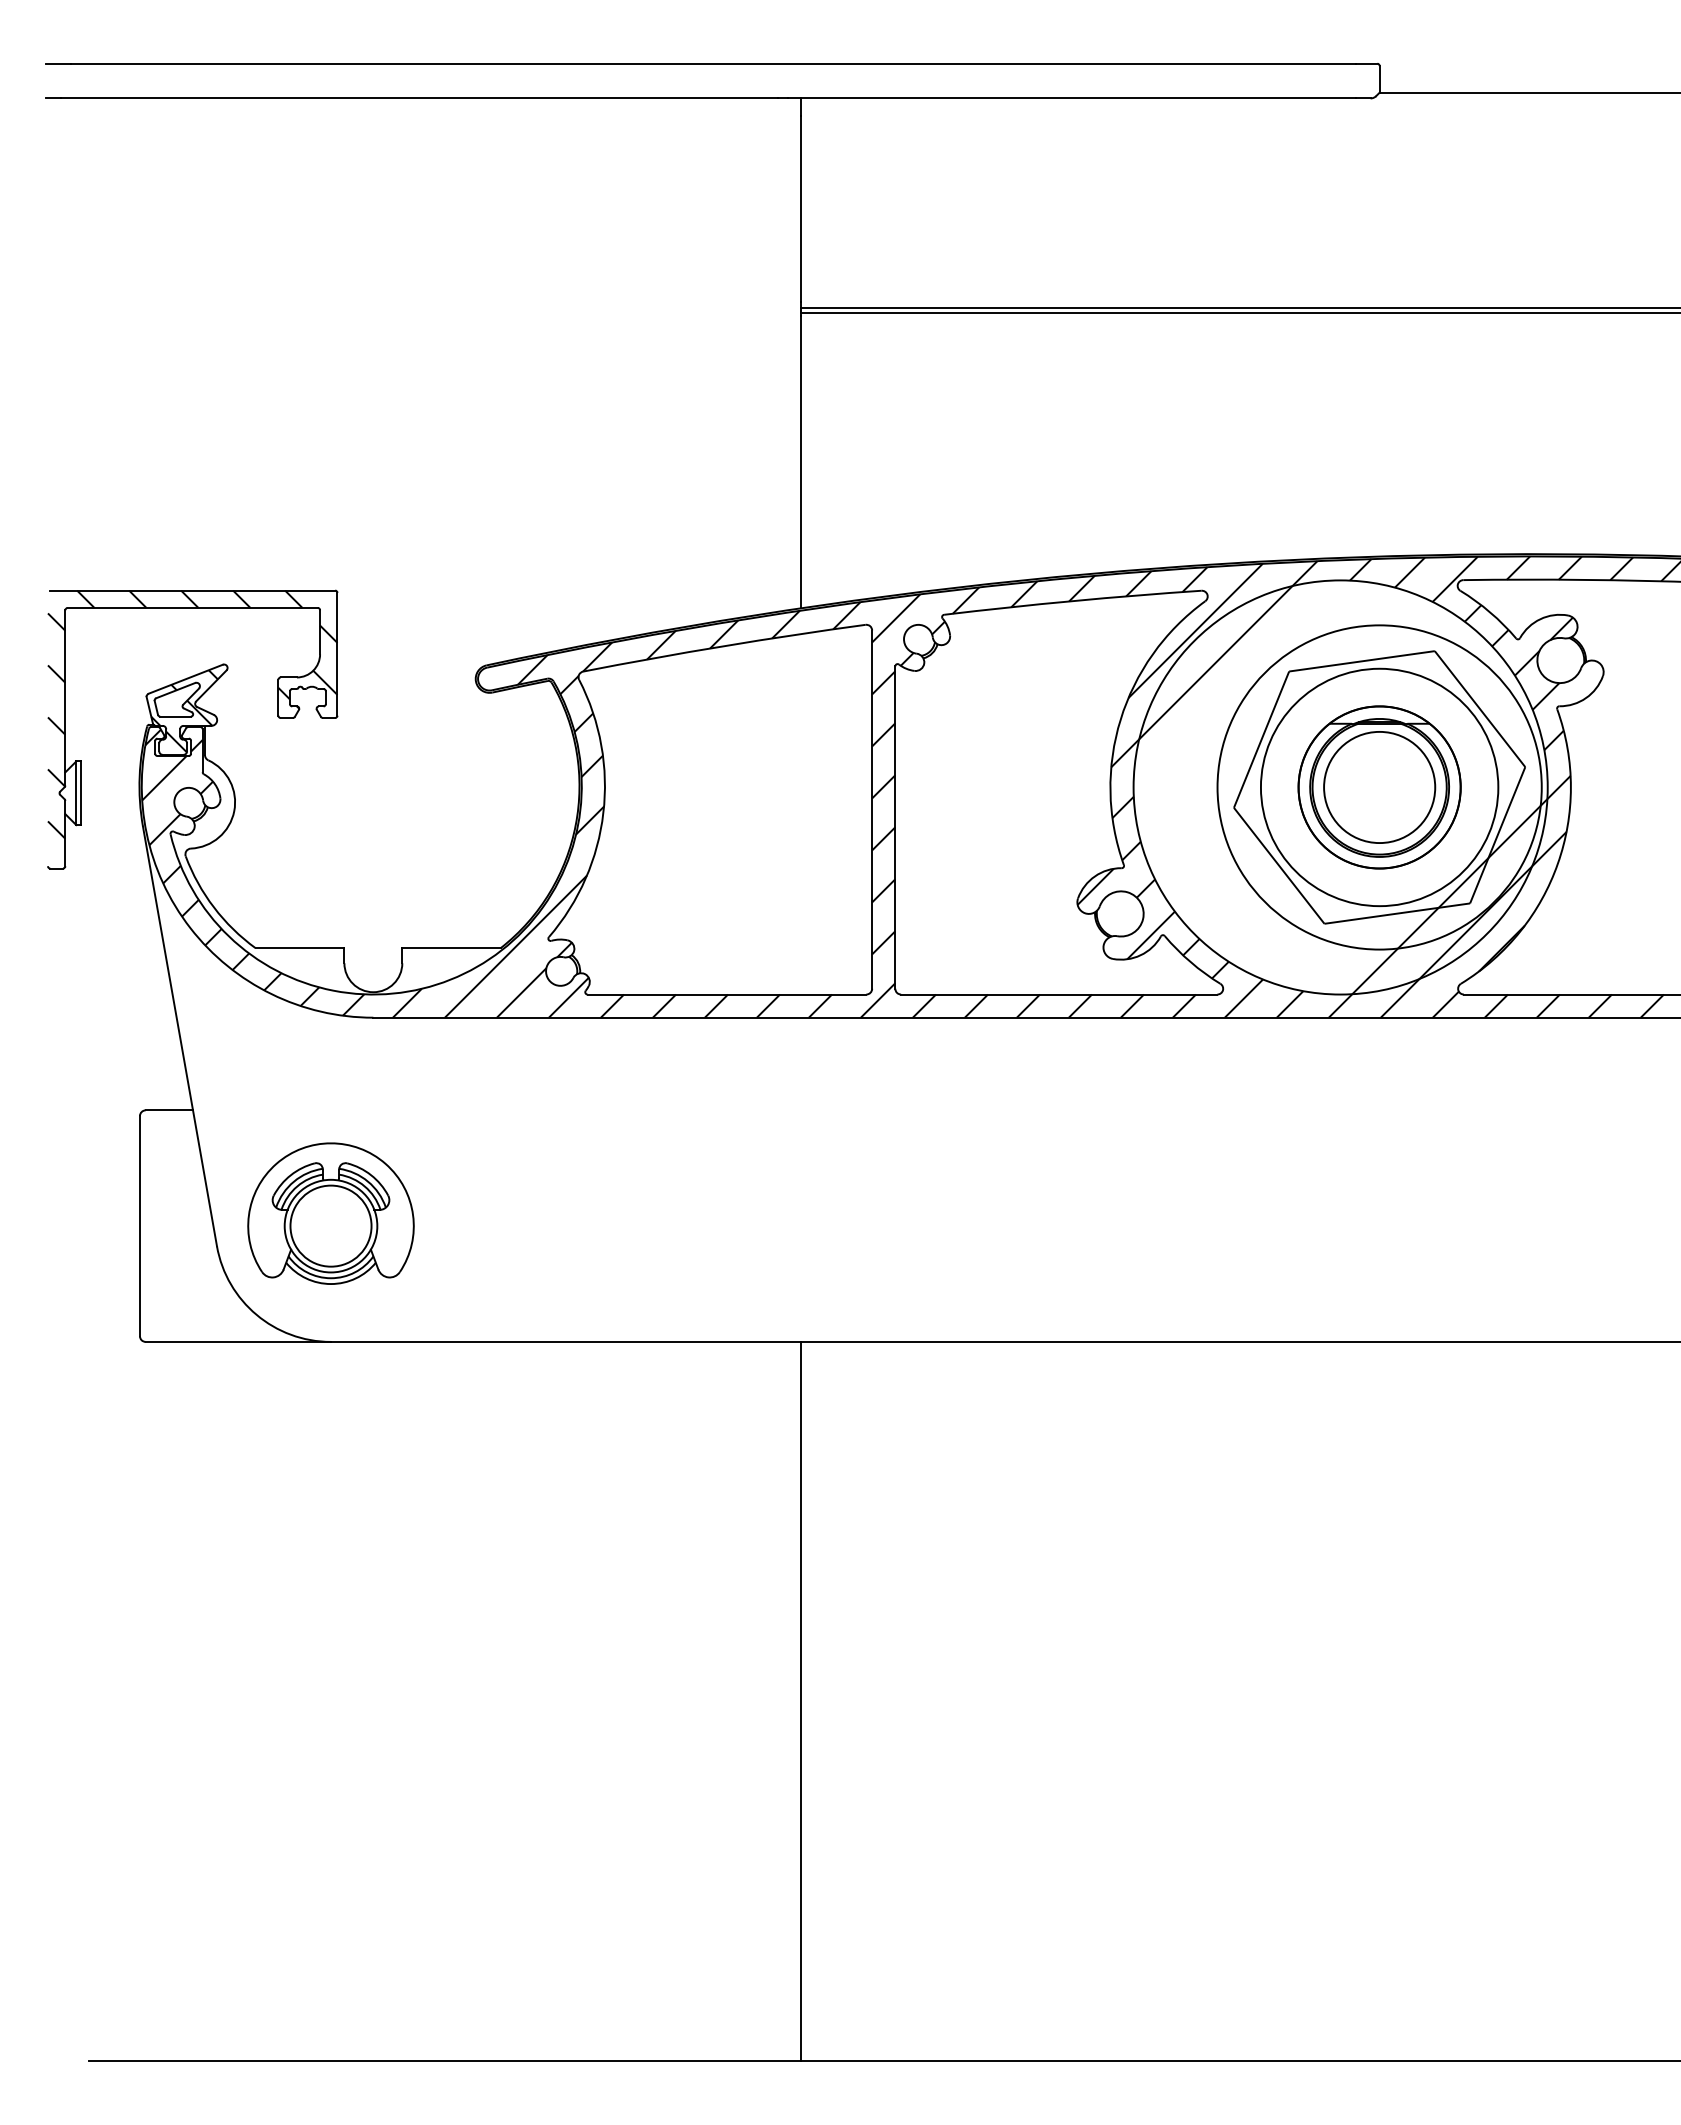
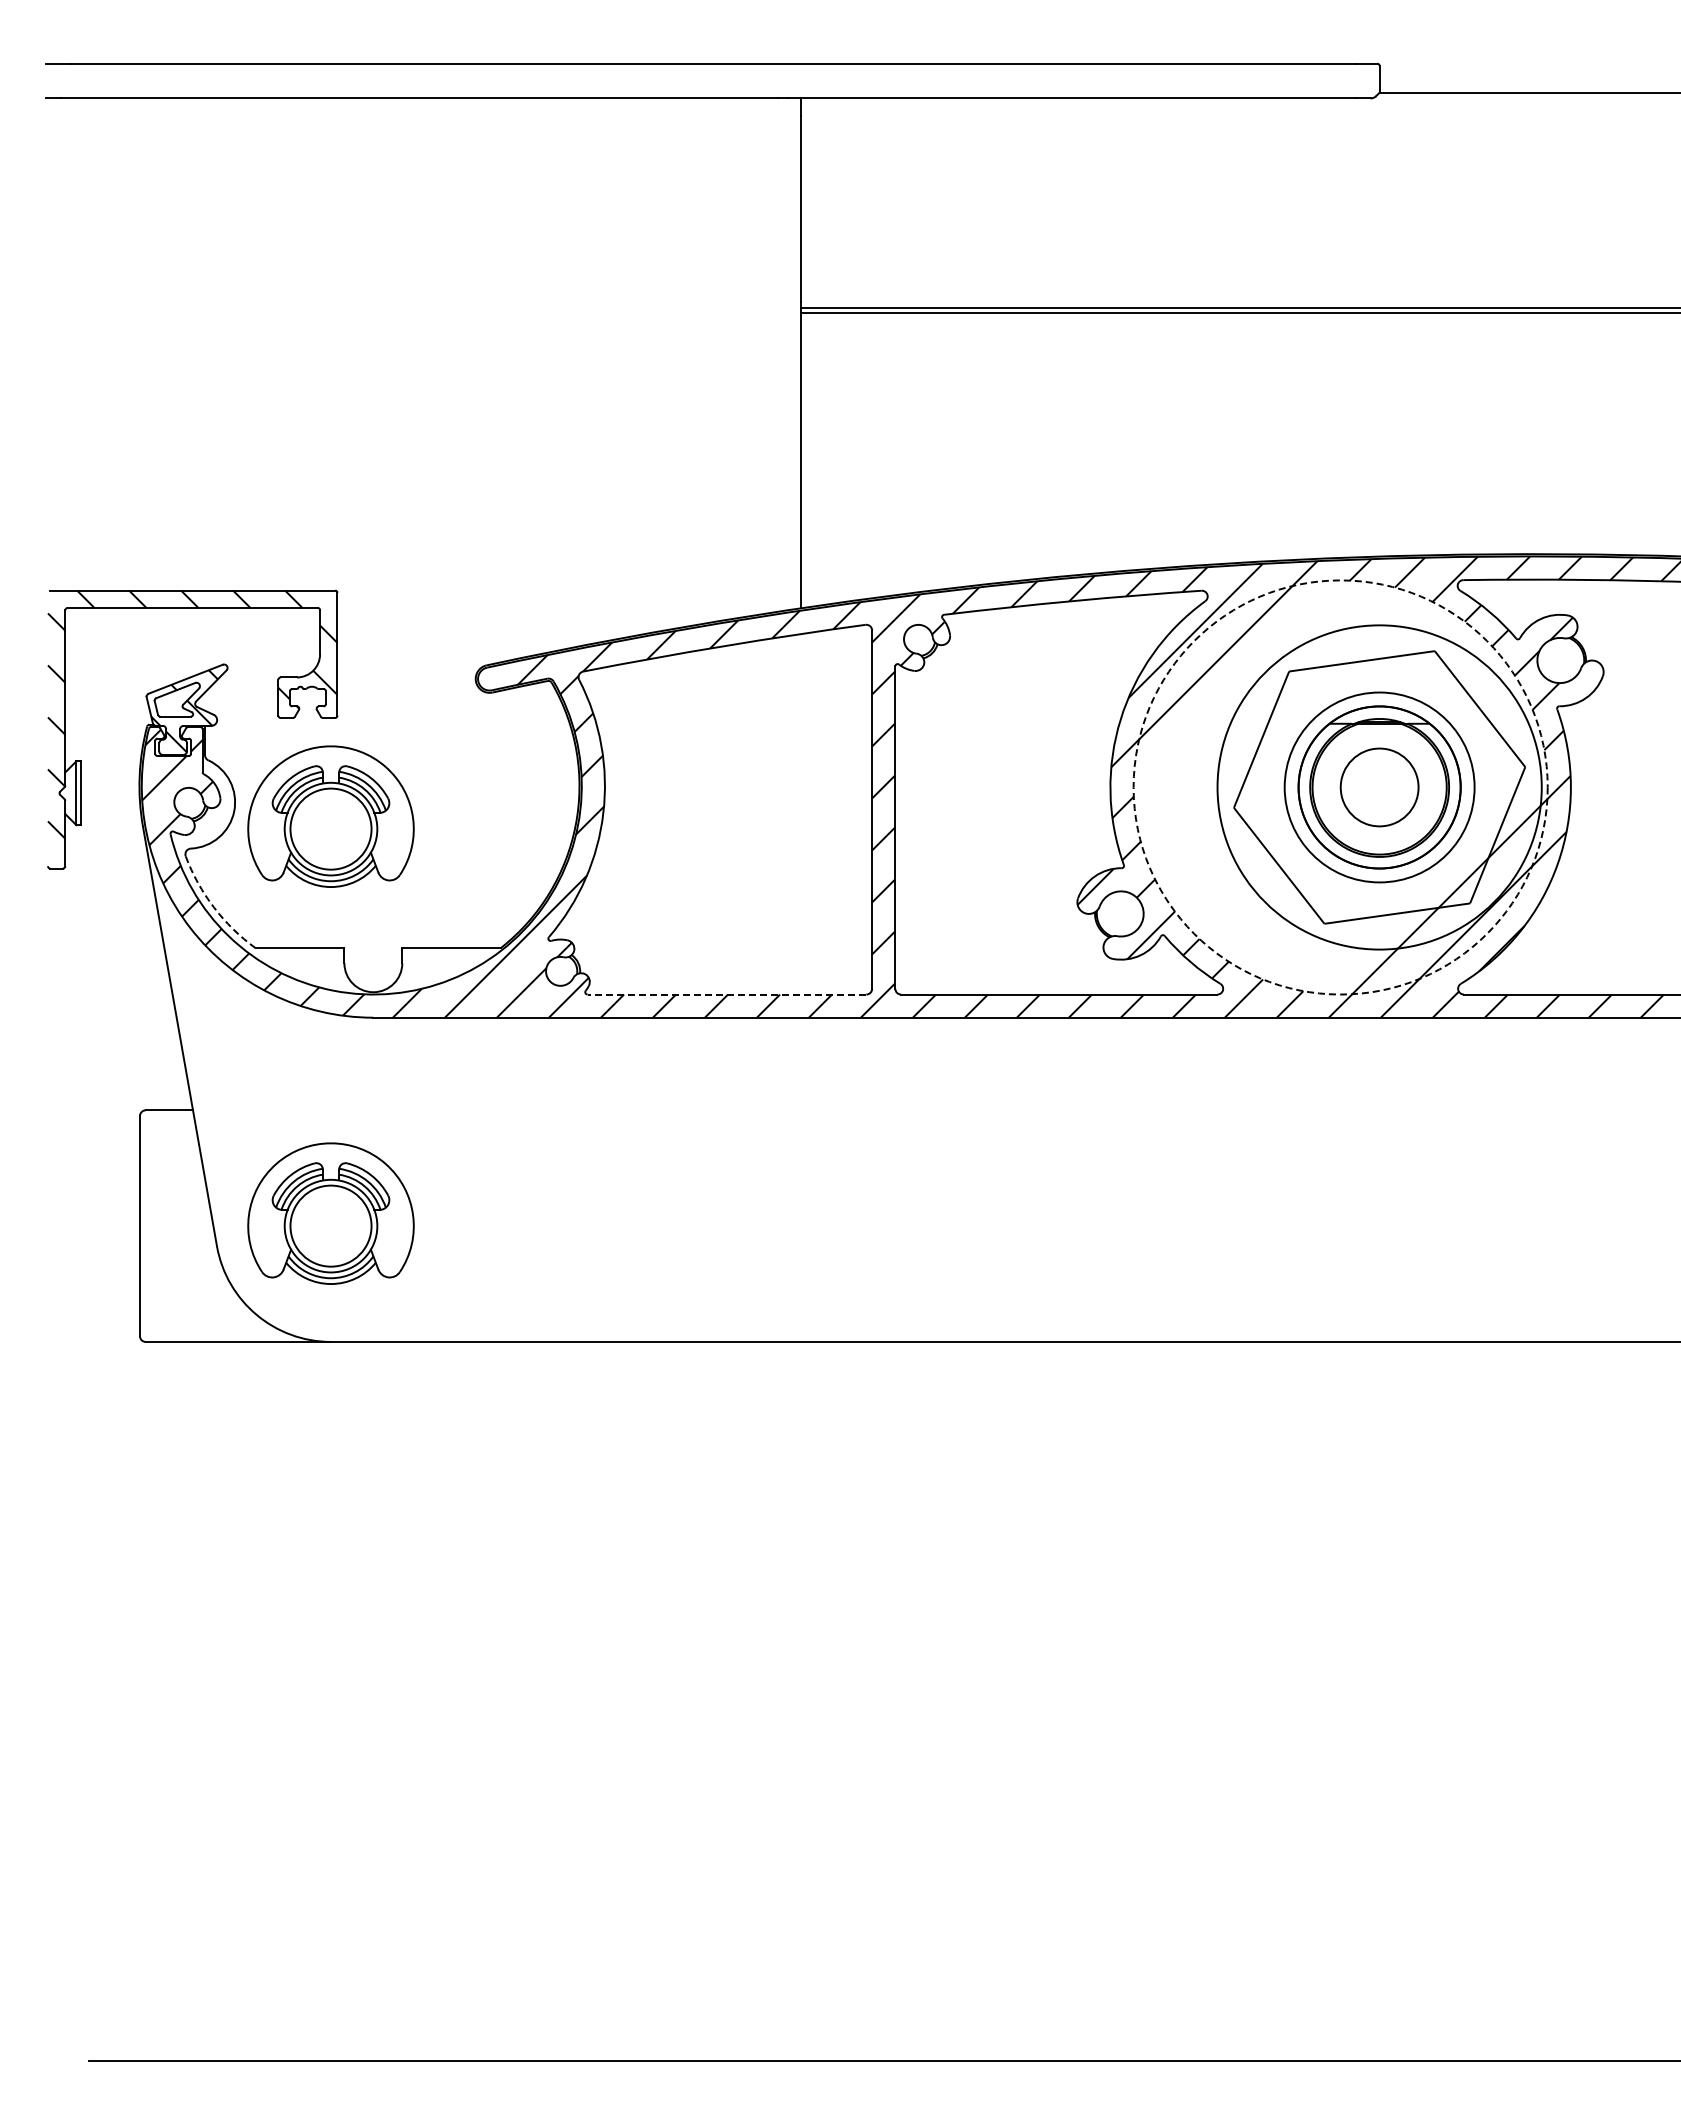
circle: solid -> dashed (1340, 787)
circle diameter: 111 px -> 78 px (1379, 787)
circle diameter: 237 px -> 190 px (1379, 787)
part: none -> present (330, 816)
arc: solid -> dashed (213, 907)
line: solid -> dashed (726, 994)
line: present -> none (800, 1701)
